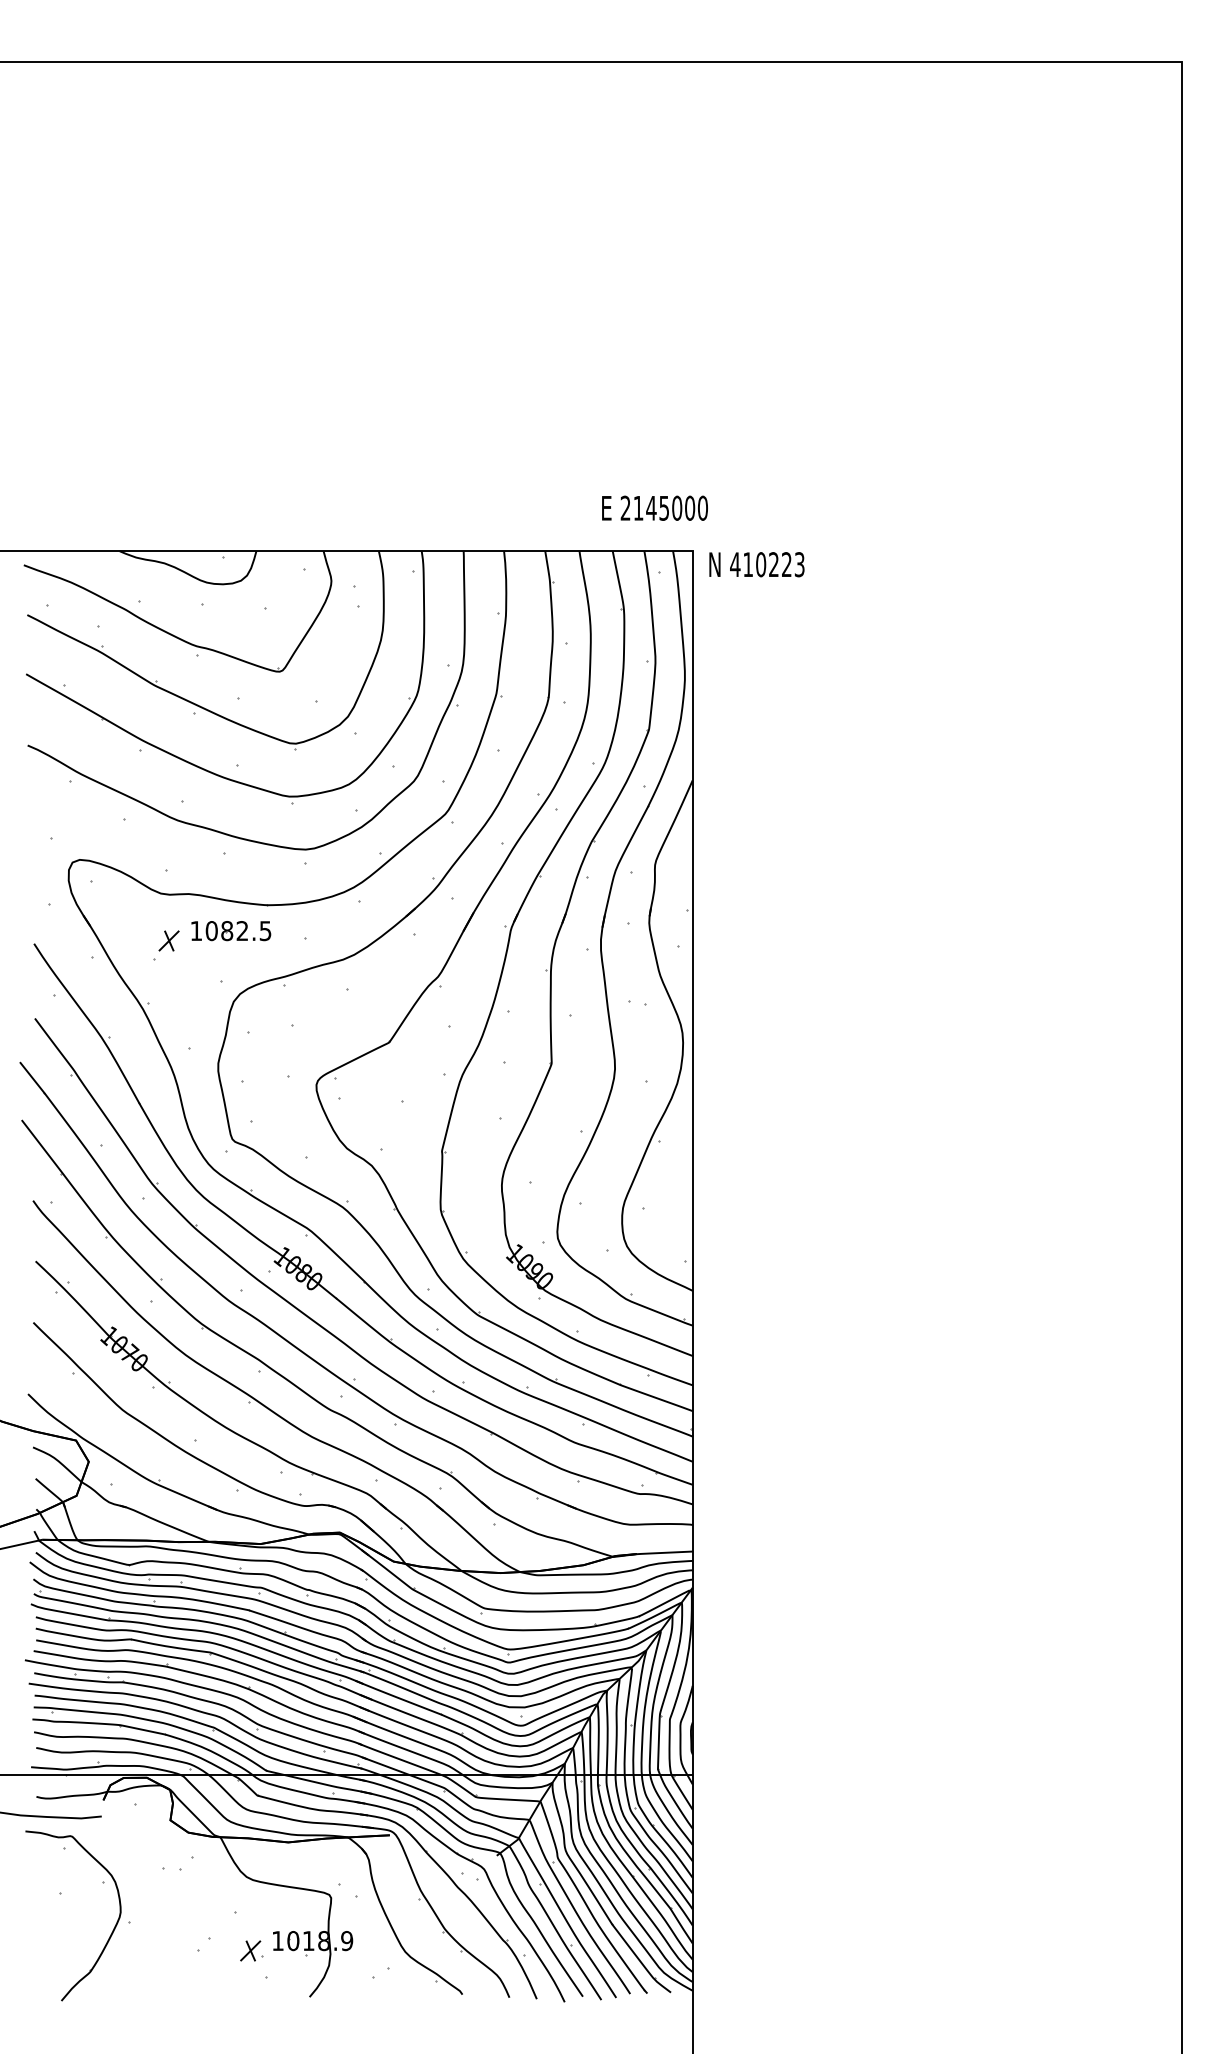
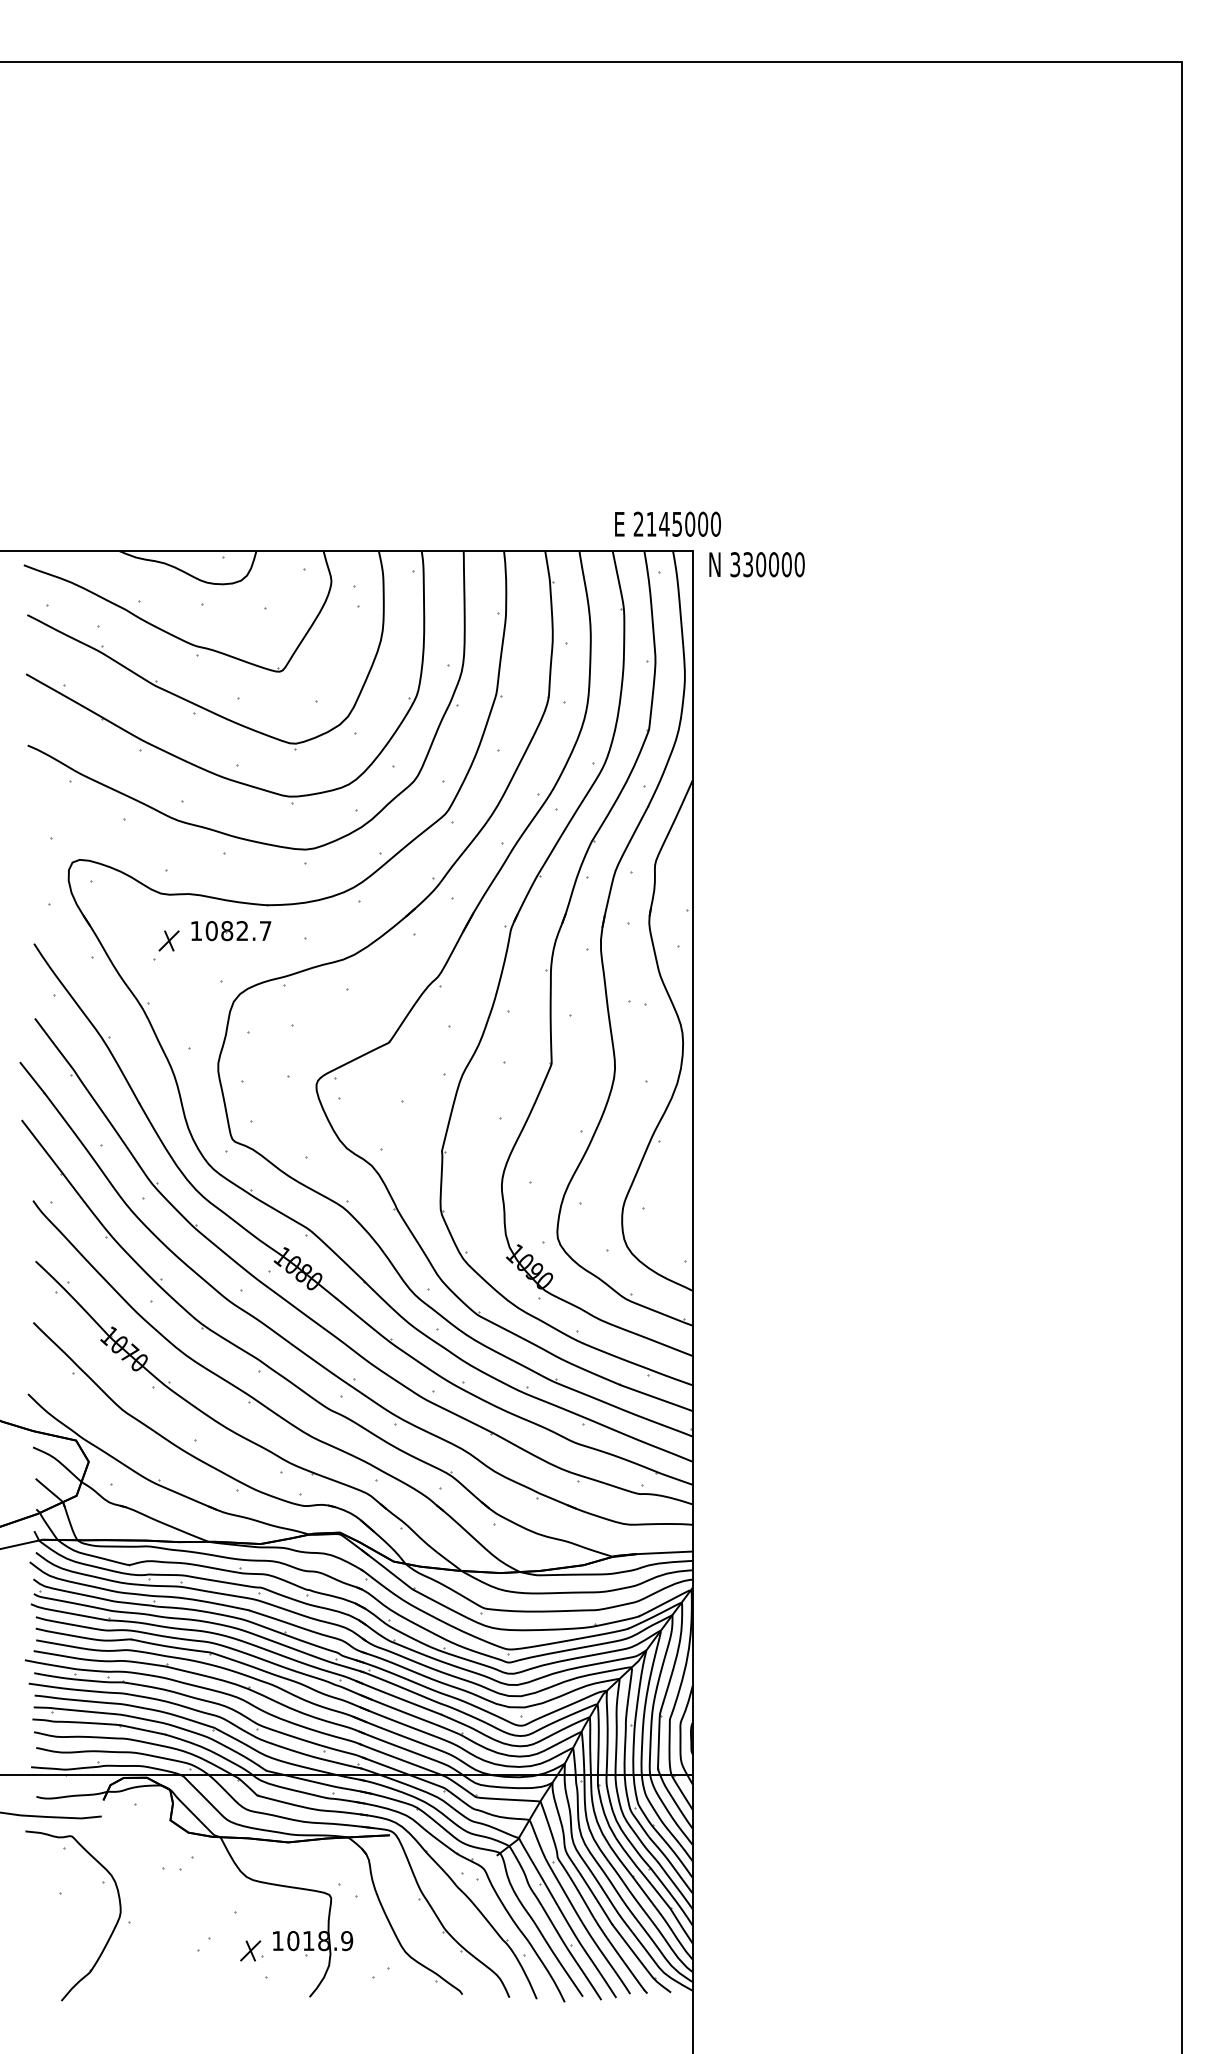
text position: (654, 507) -> (667, 523) (667, 523)
text: 410223 -> 330000 (767, 564)
text: 1082.5 -> 1082.7 (265, 931)
